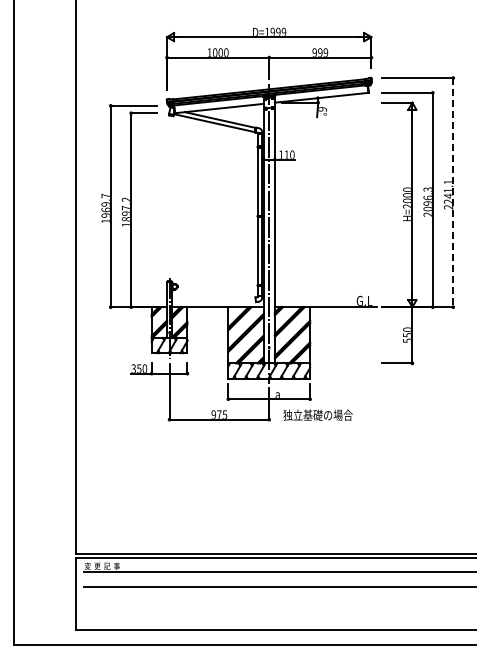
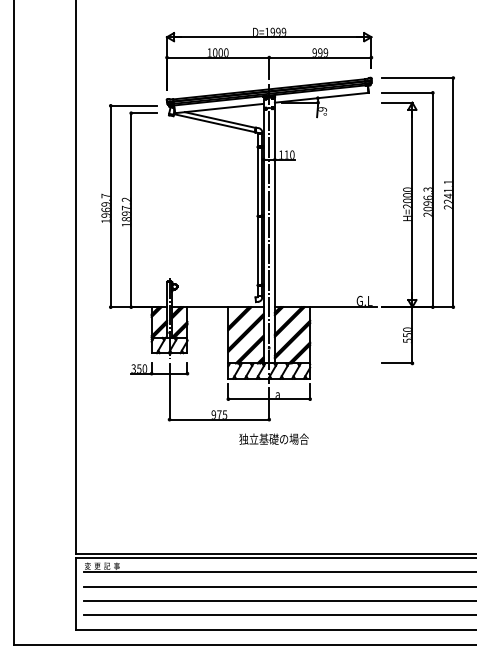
line: dashed -> solid (453, 192)
text position: (317, 414) -> (273, 438) (273, 438)
line: none -> present (278, 601)
line: none -> present (278, 615)
